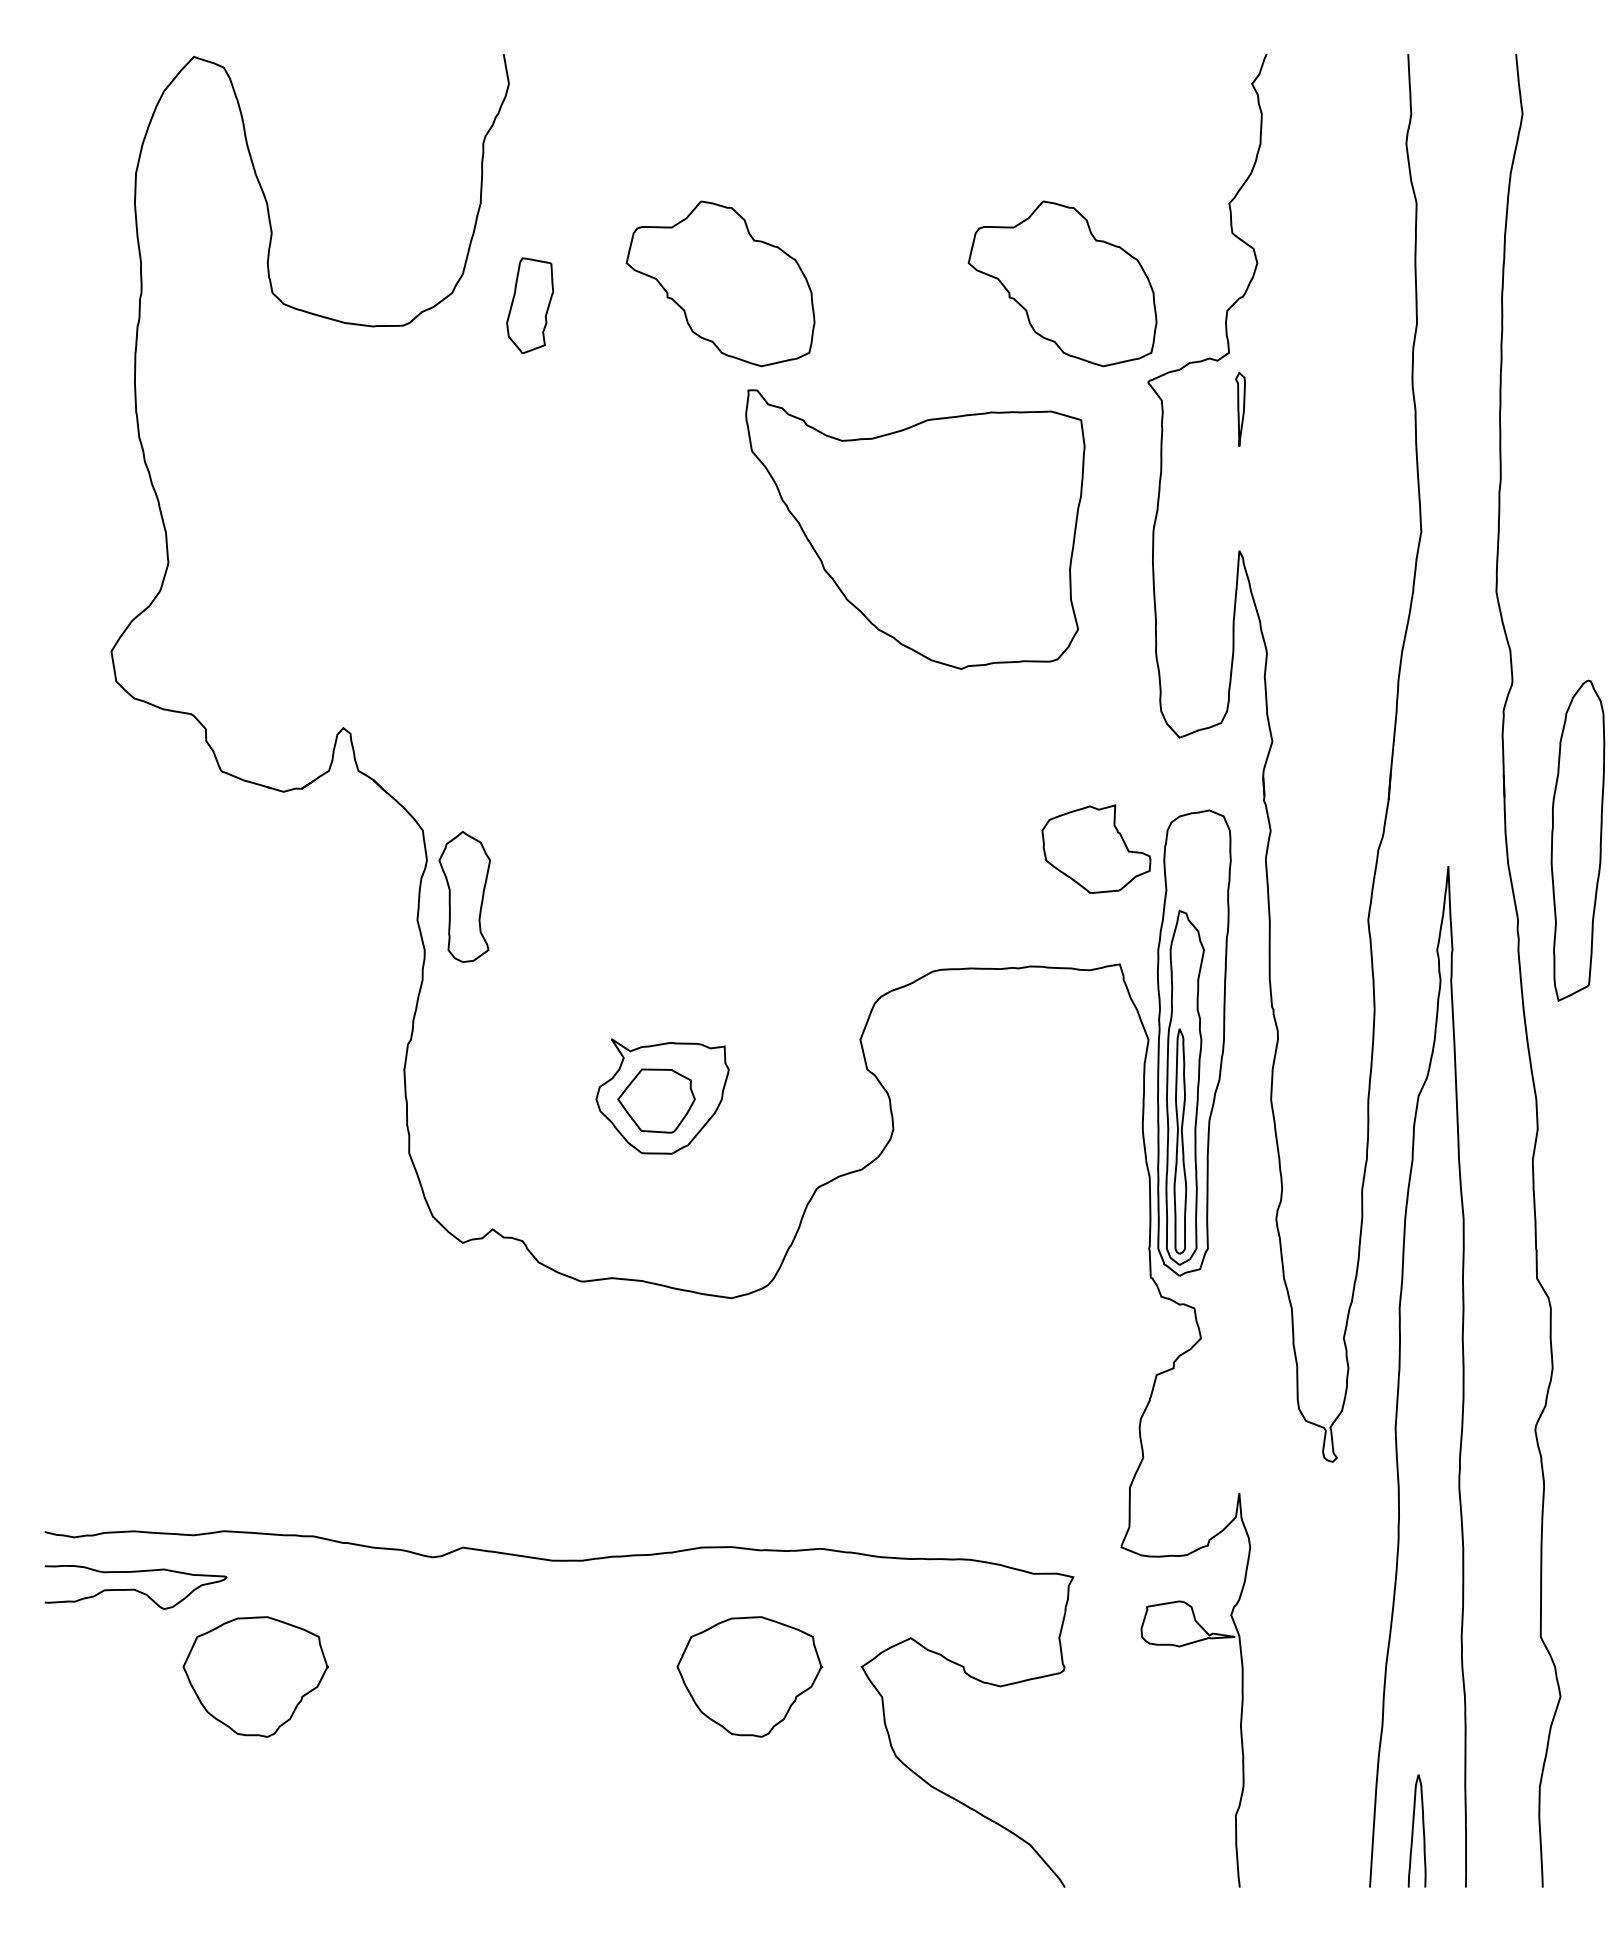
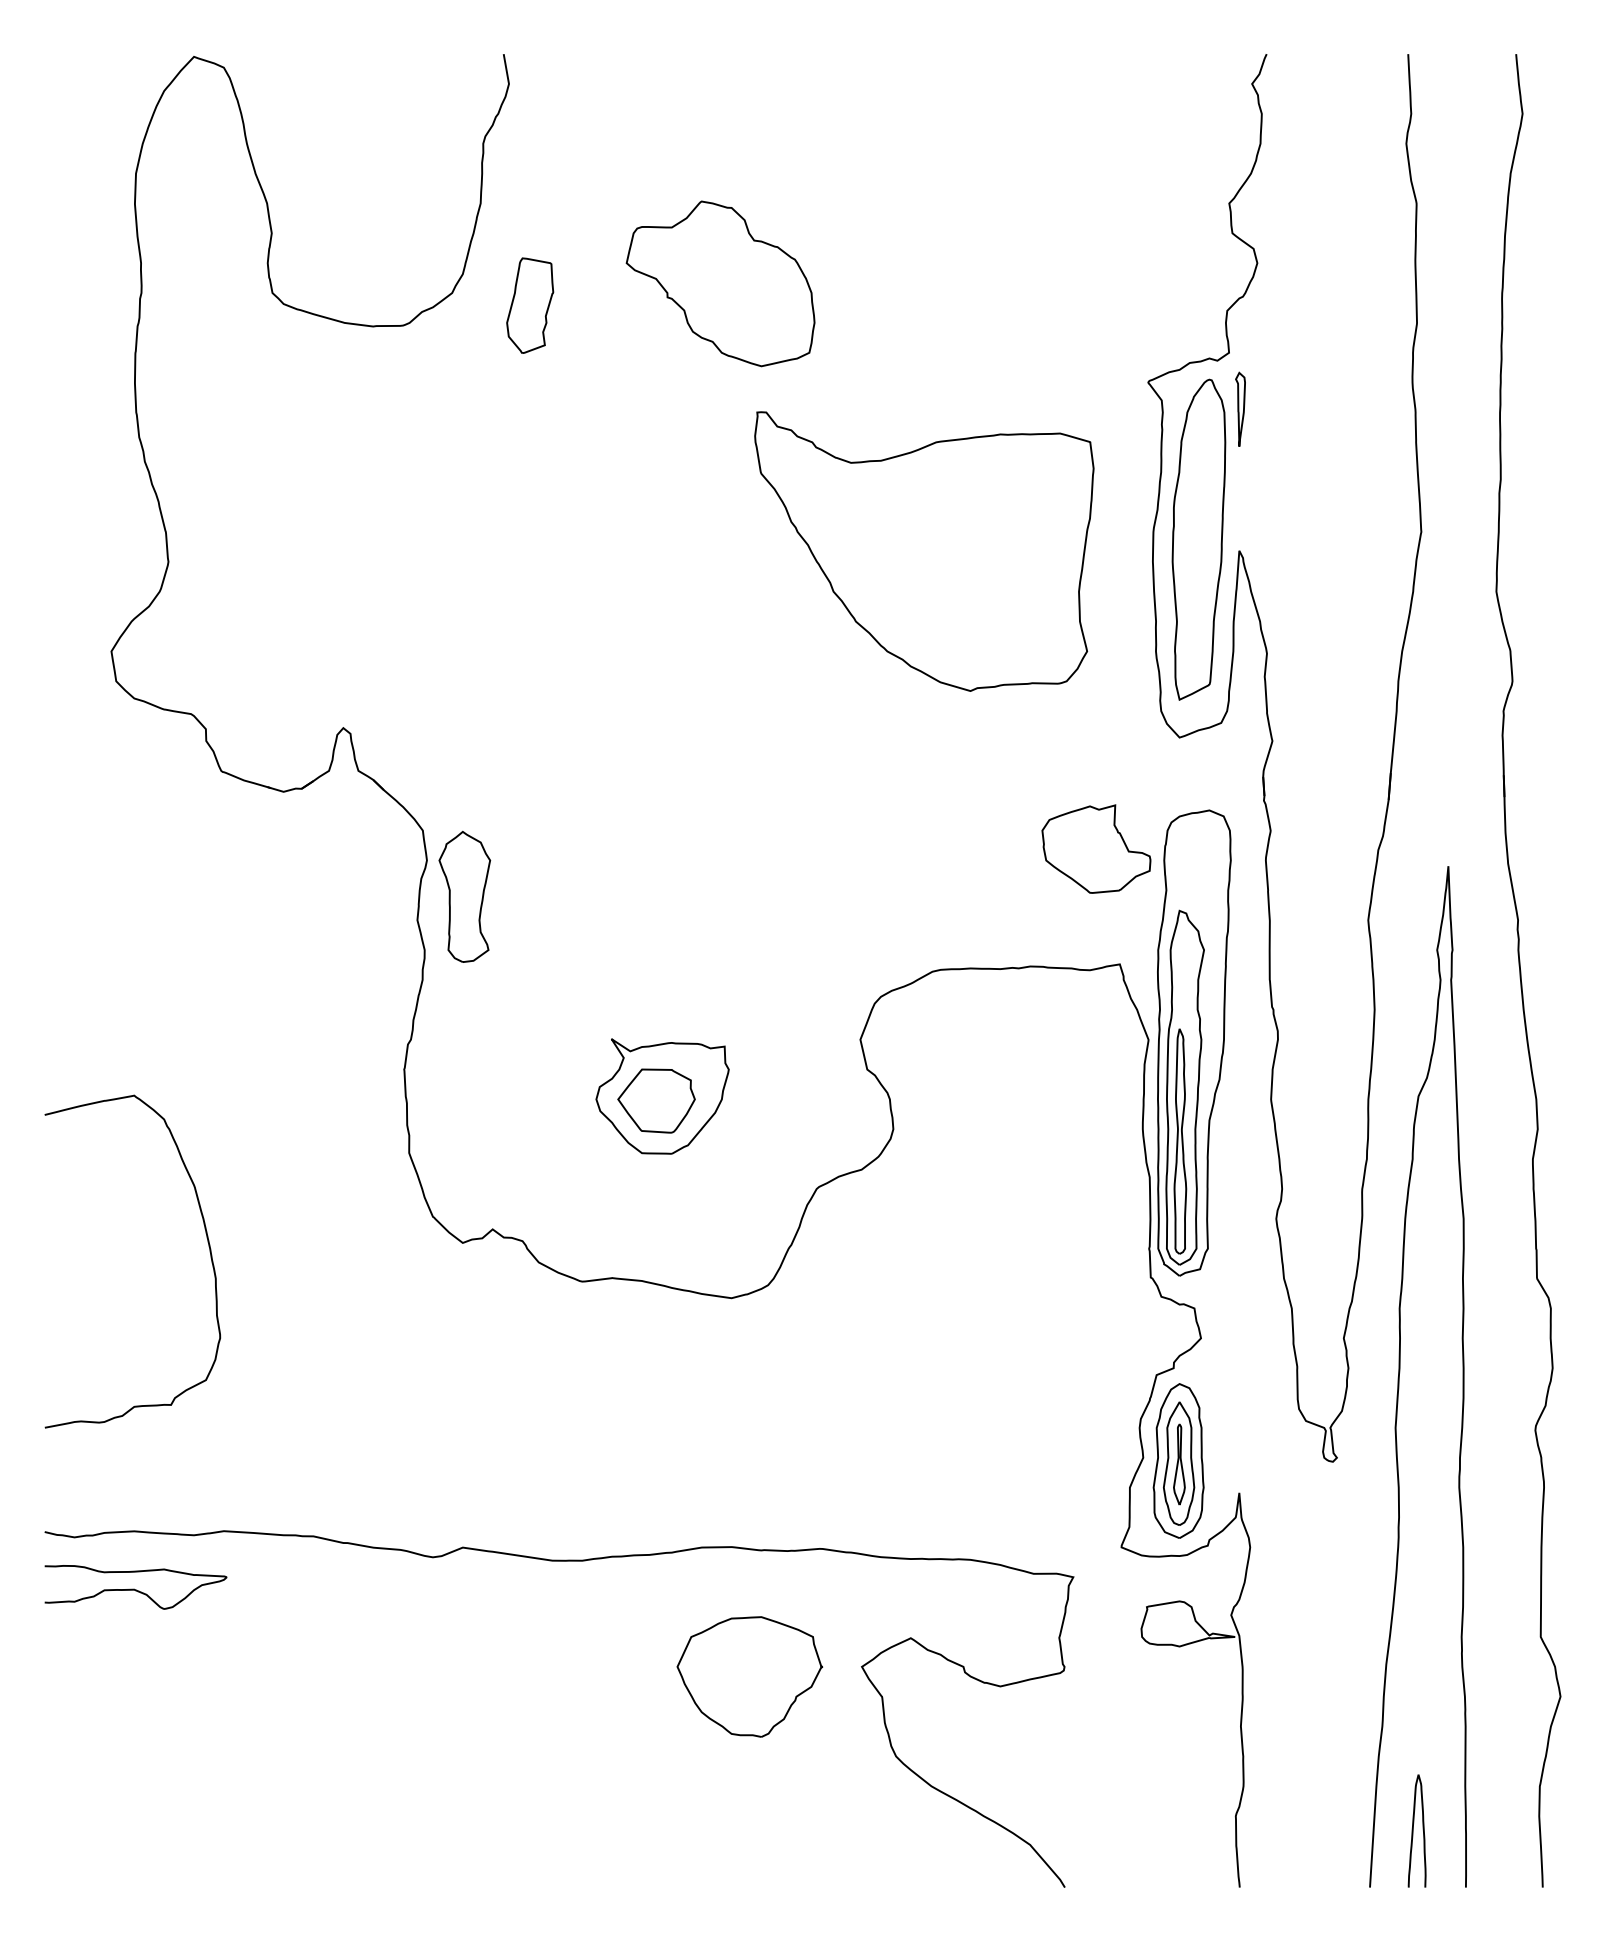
part: present -> none (1062, 283)
part position: (915, 529) -> (924, 551) (924, 551)
part position: (1577, 840) -> (1198, 539) (1198, 539)
curve: none -> present (207, 1242)
part: none -> present (1178, 1460)
part: present -> none (255, 1676)
